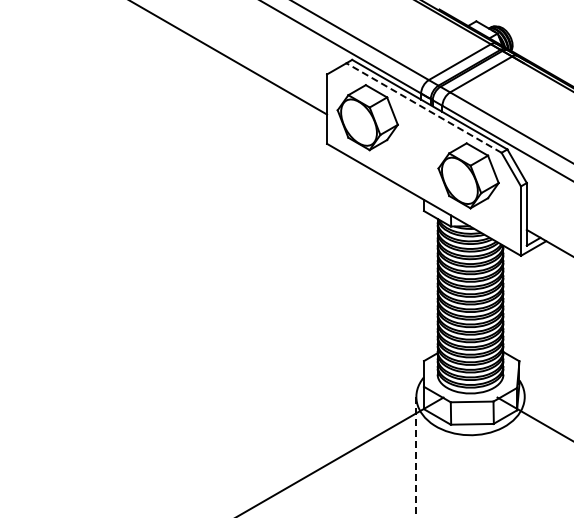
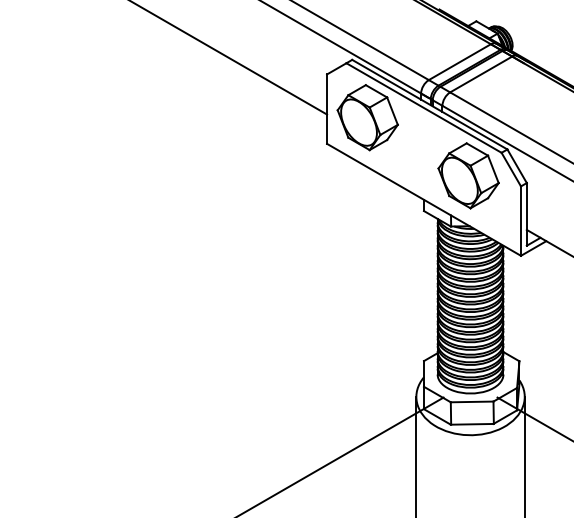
line: dashed -> solid (424, 108)
line: none -> present (524, 455)
line: dashed -> solid (416, 457)
